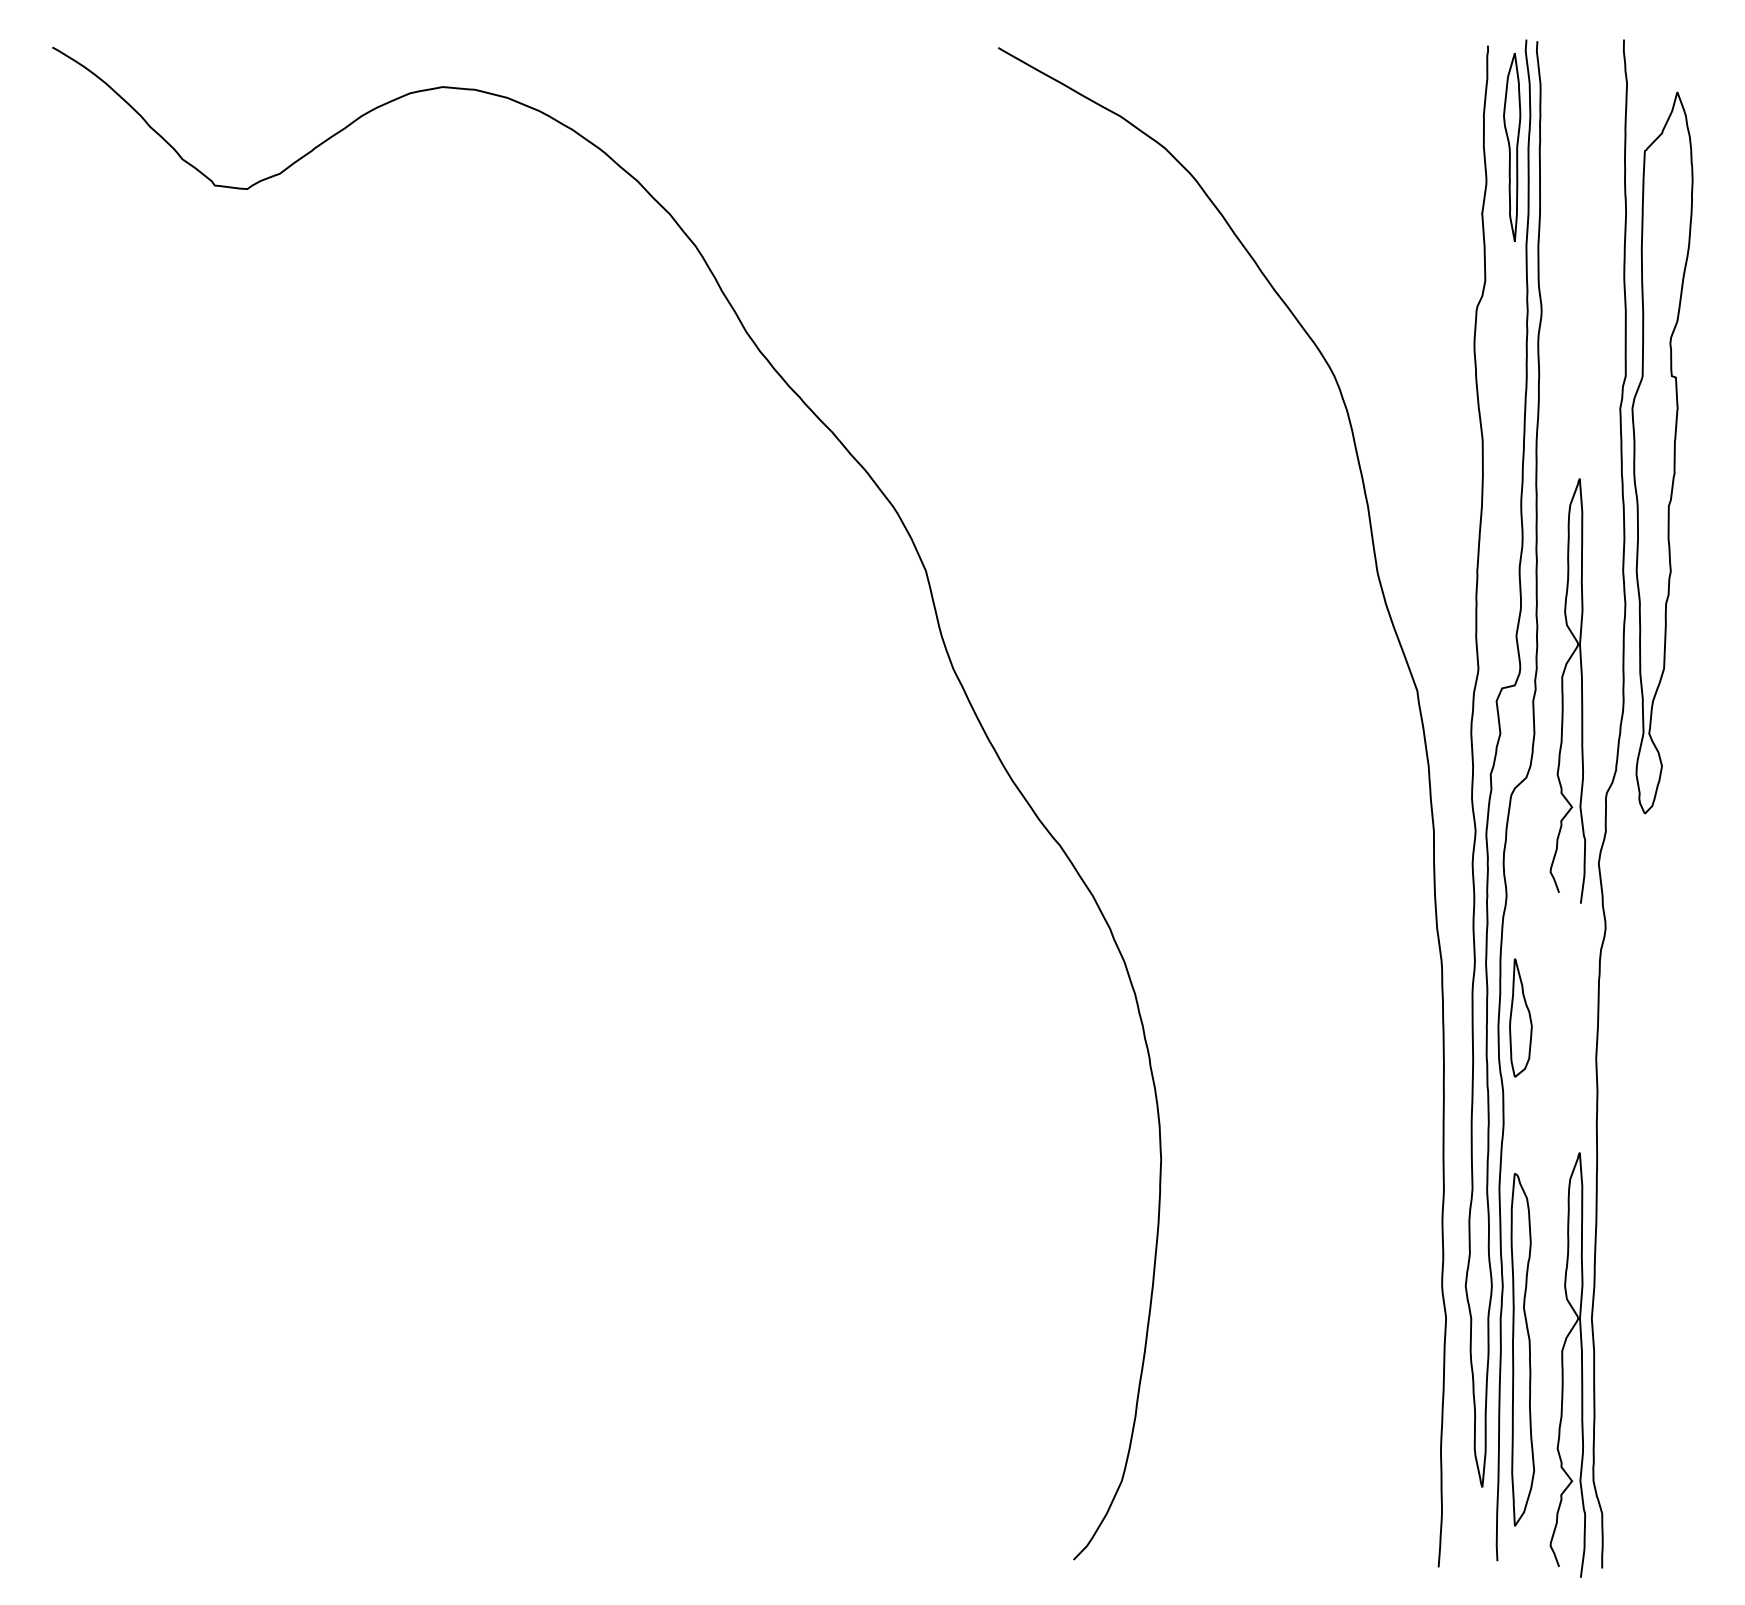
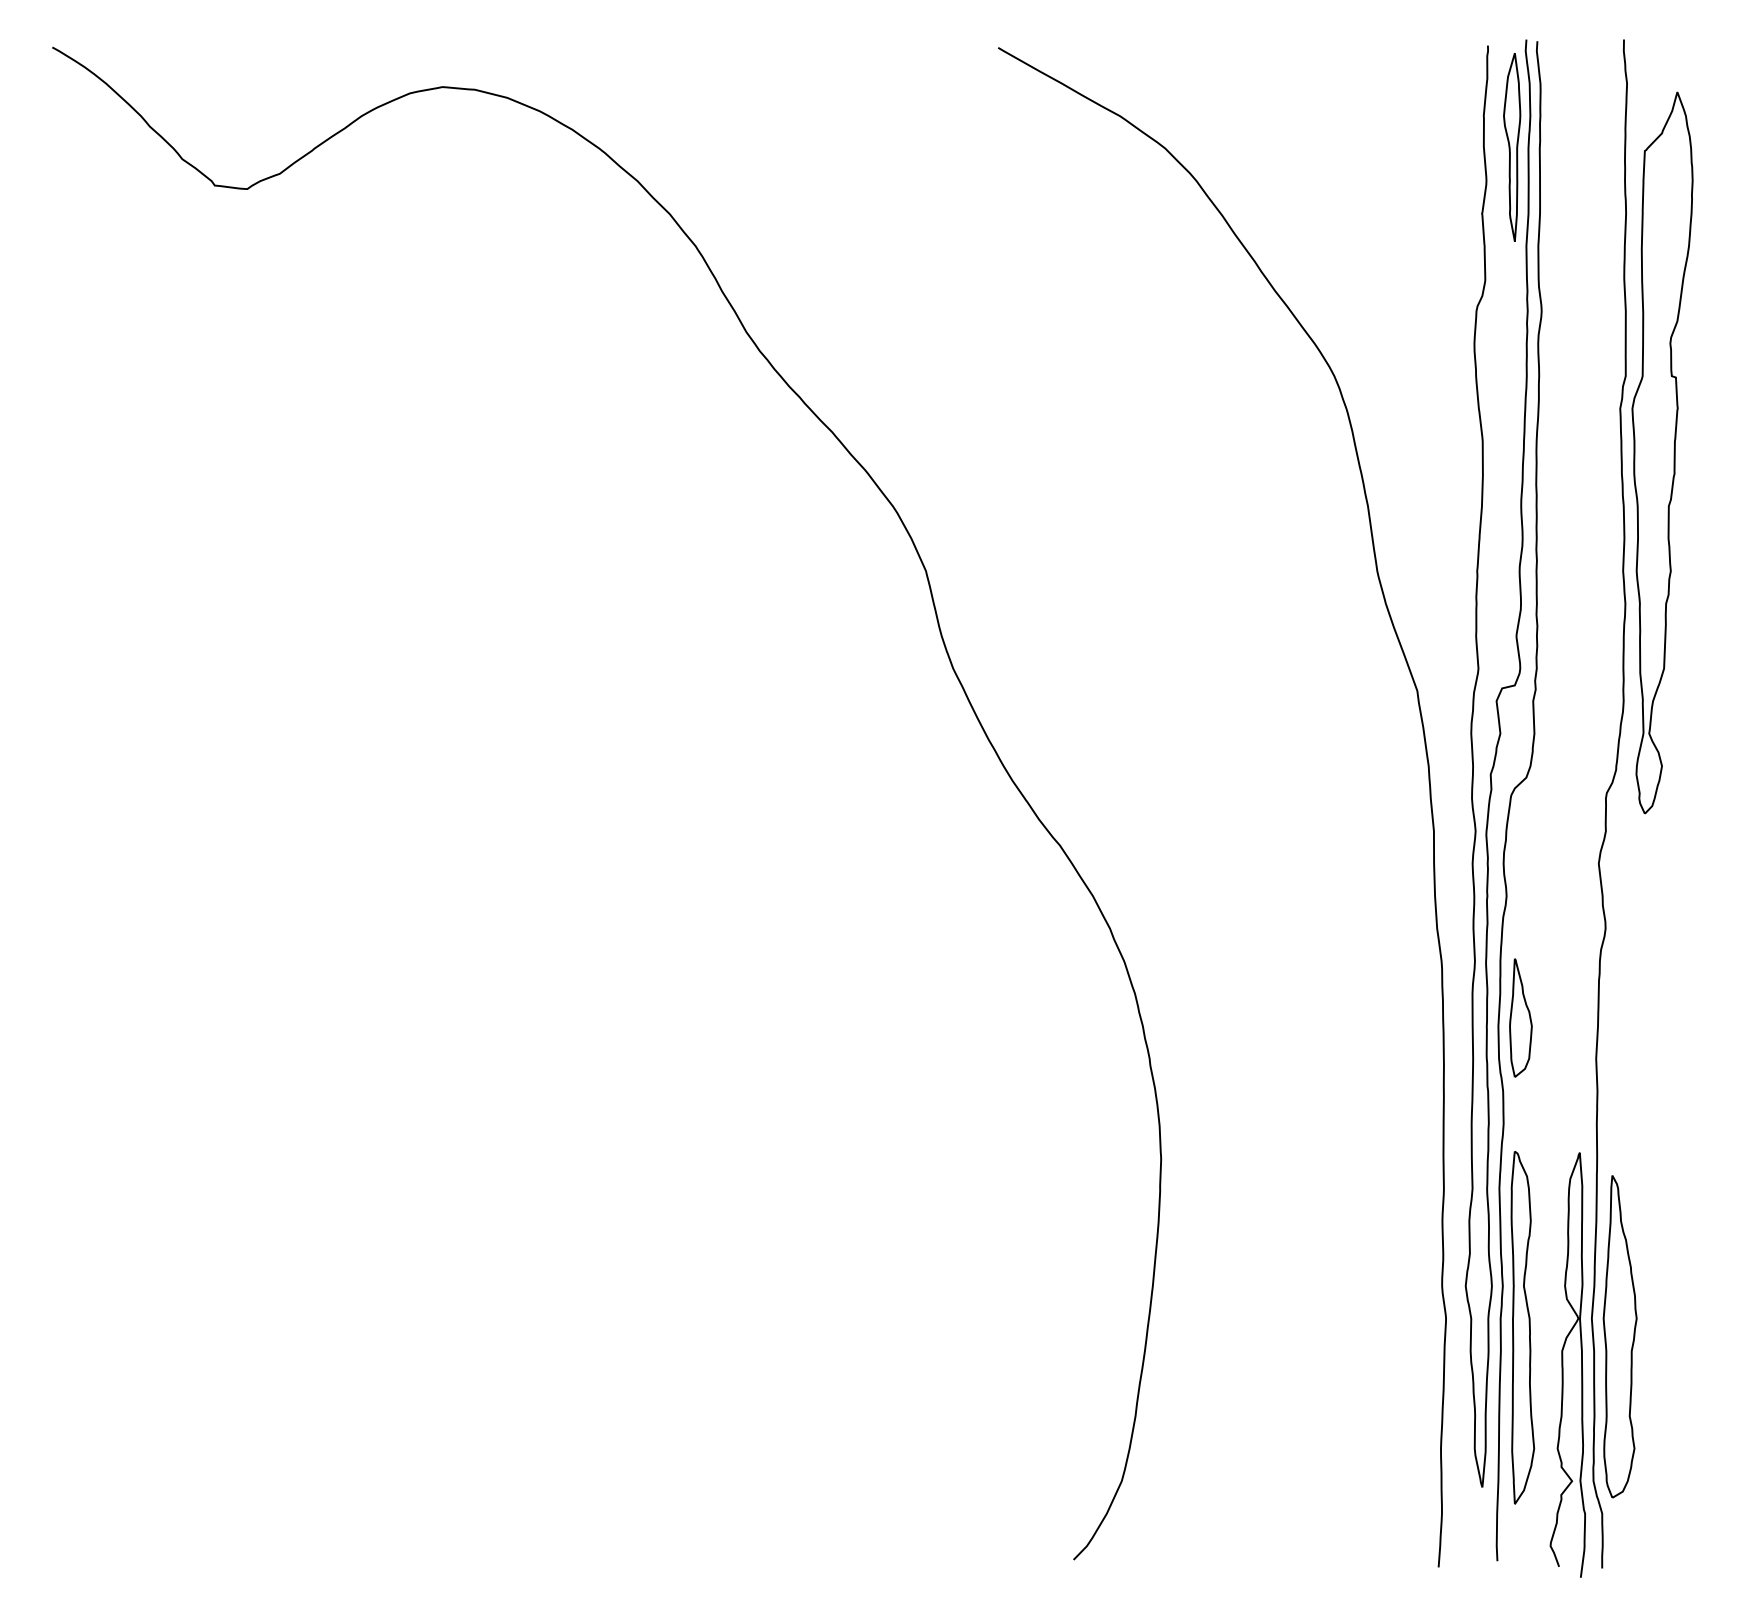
curve: present -> none (1563, 690)
part: none -> present (1619, 1336)
part position: (1522, 1349) -> (1522, 1327) (1522, 1327)
